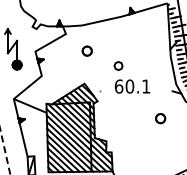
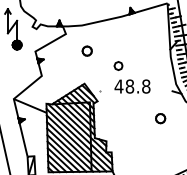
part position: (13, 49) -> (13, 29) (13, 29)
text: 60.1 -> 48.8 (132, 86)
line: dashed -> solid (5, 151)
